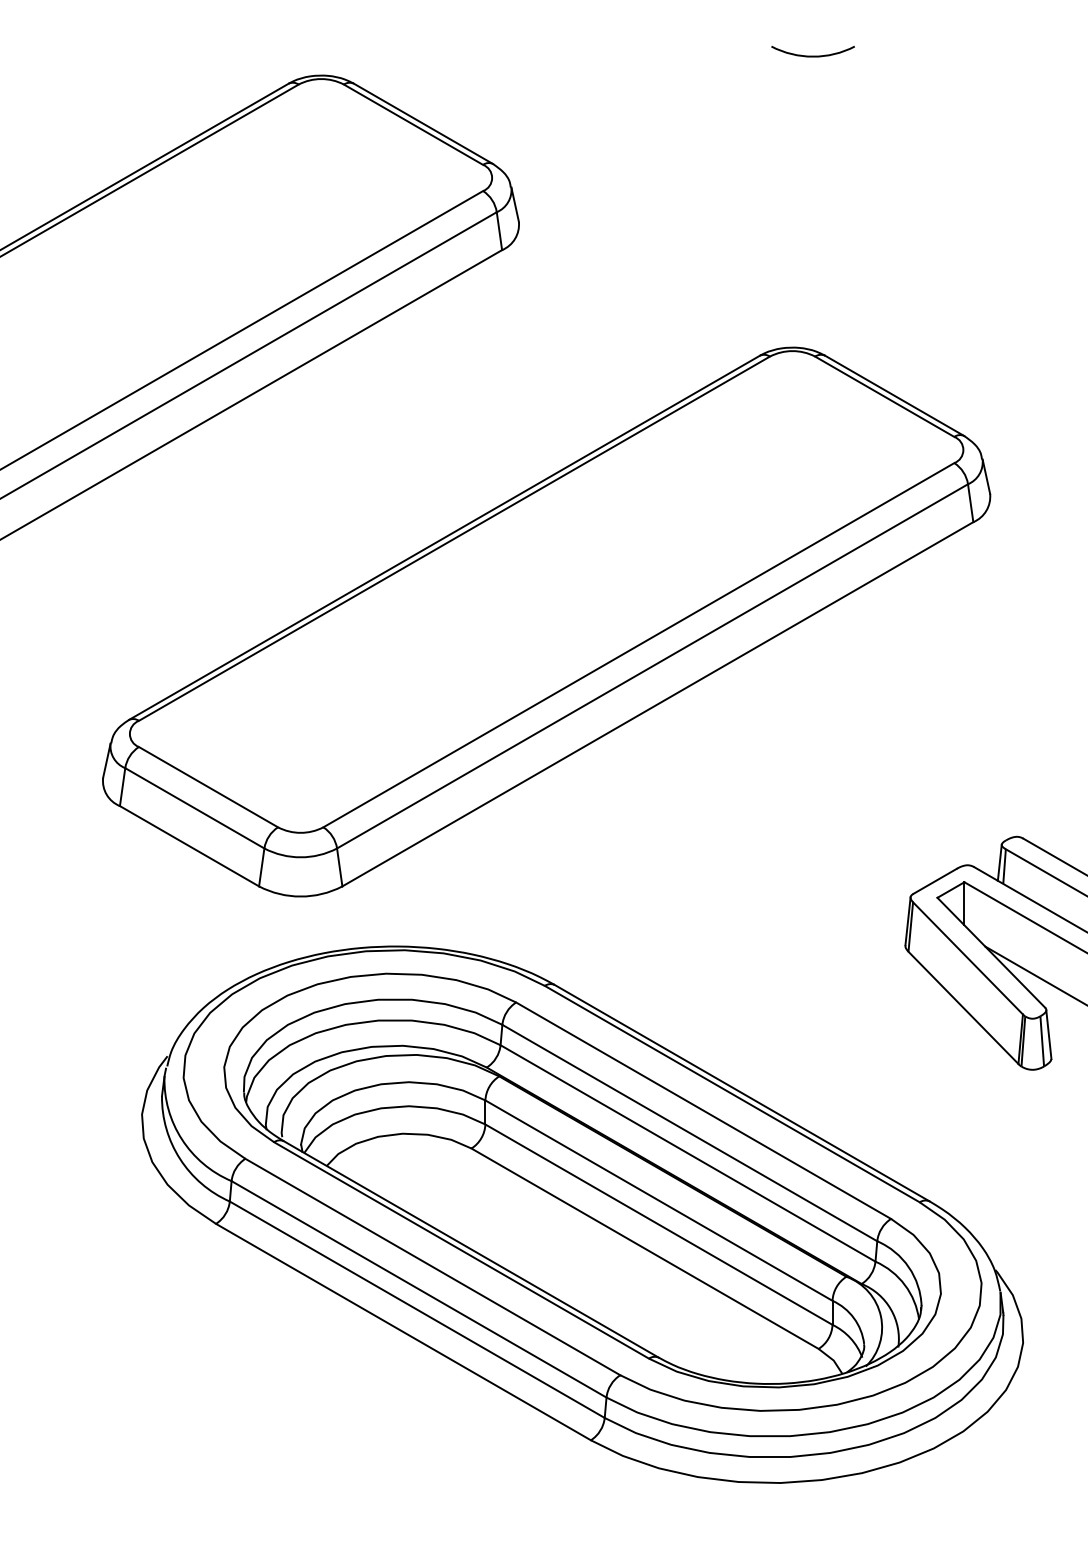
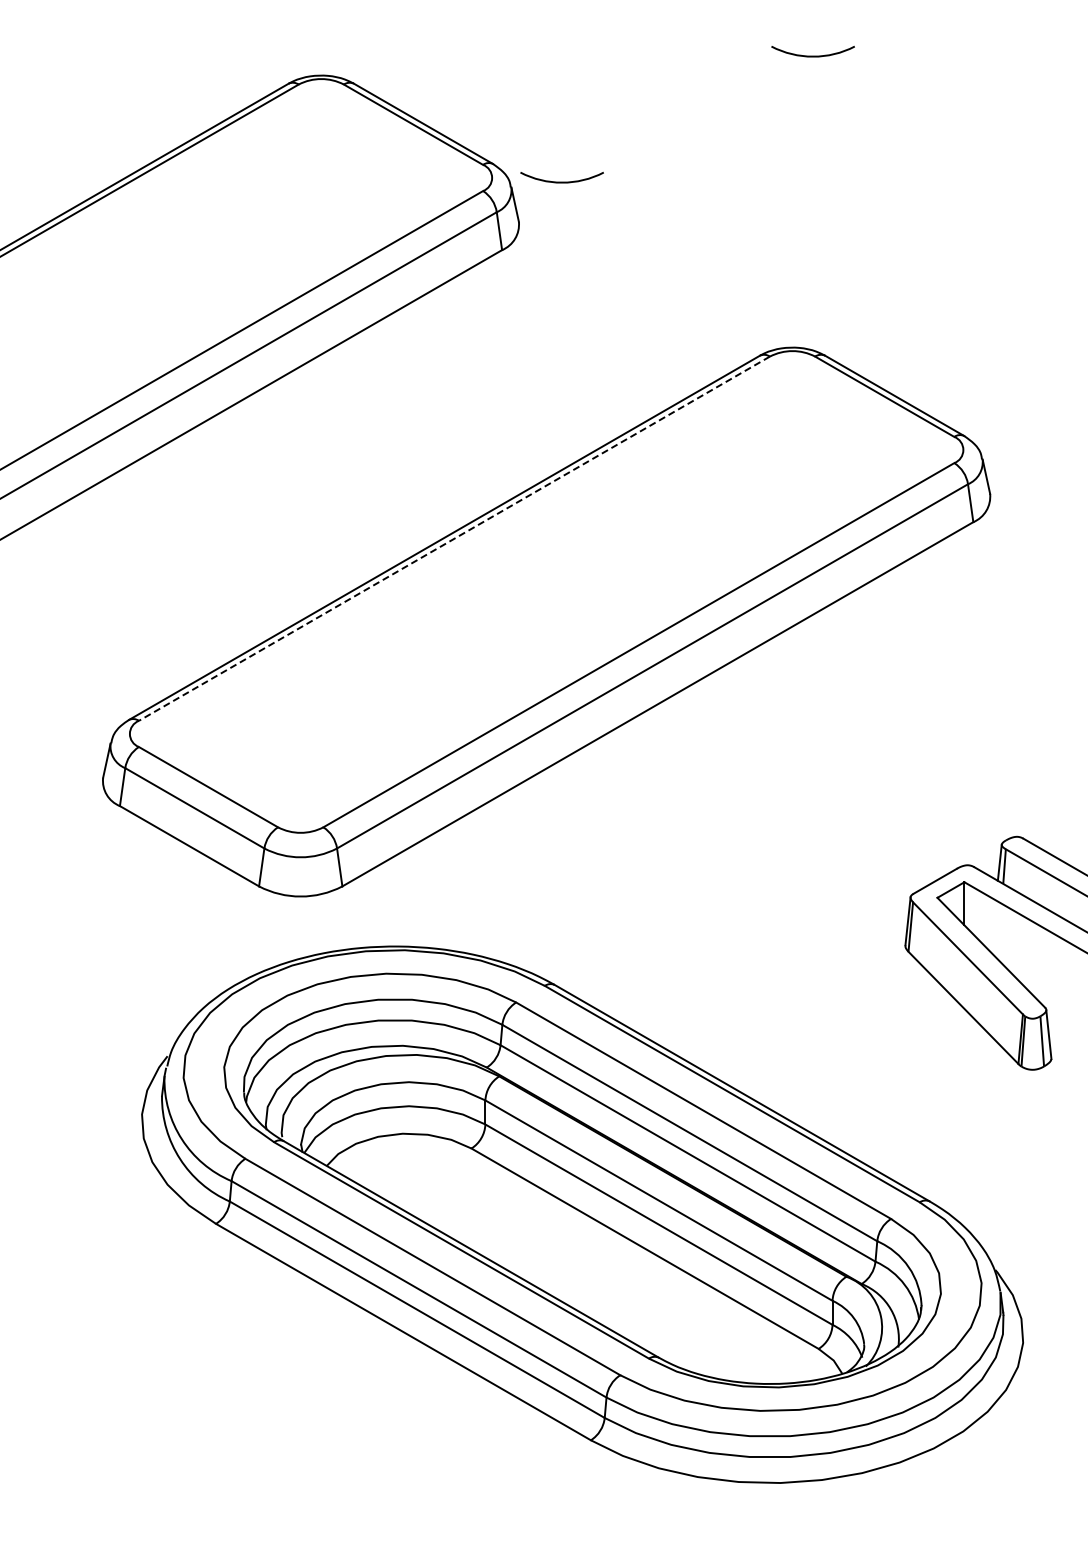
arc: none -> present (561, 181)
line: solid -> dashed (453, 538)
line: present -> none (1034, 975)
